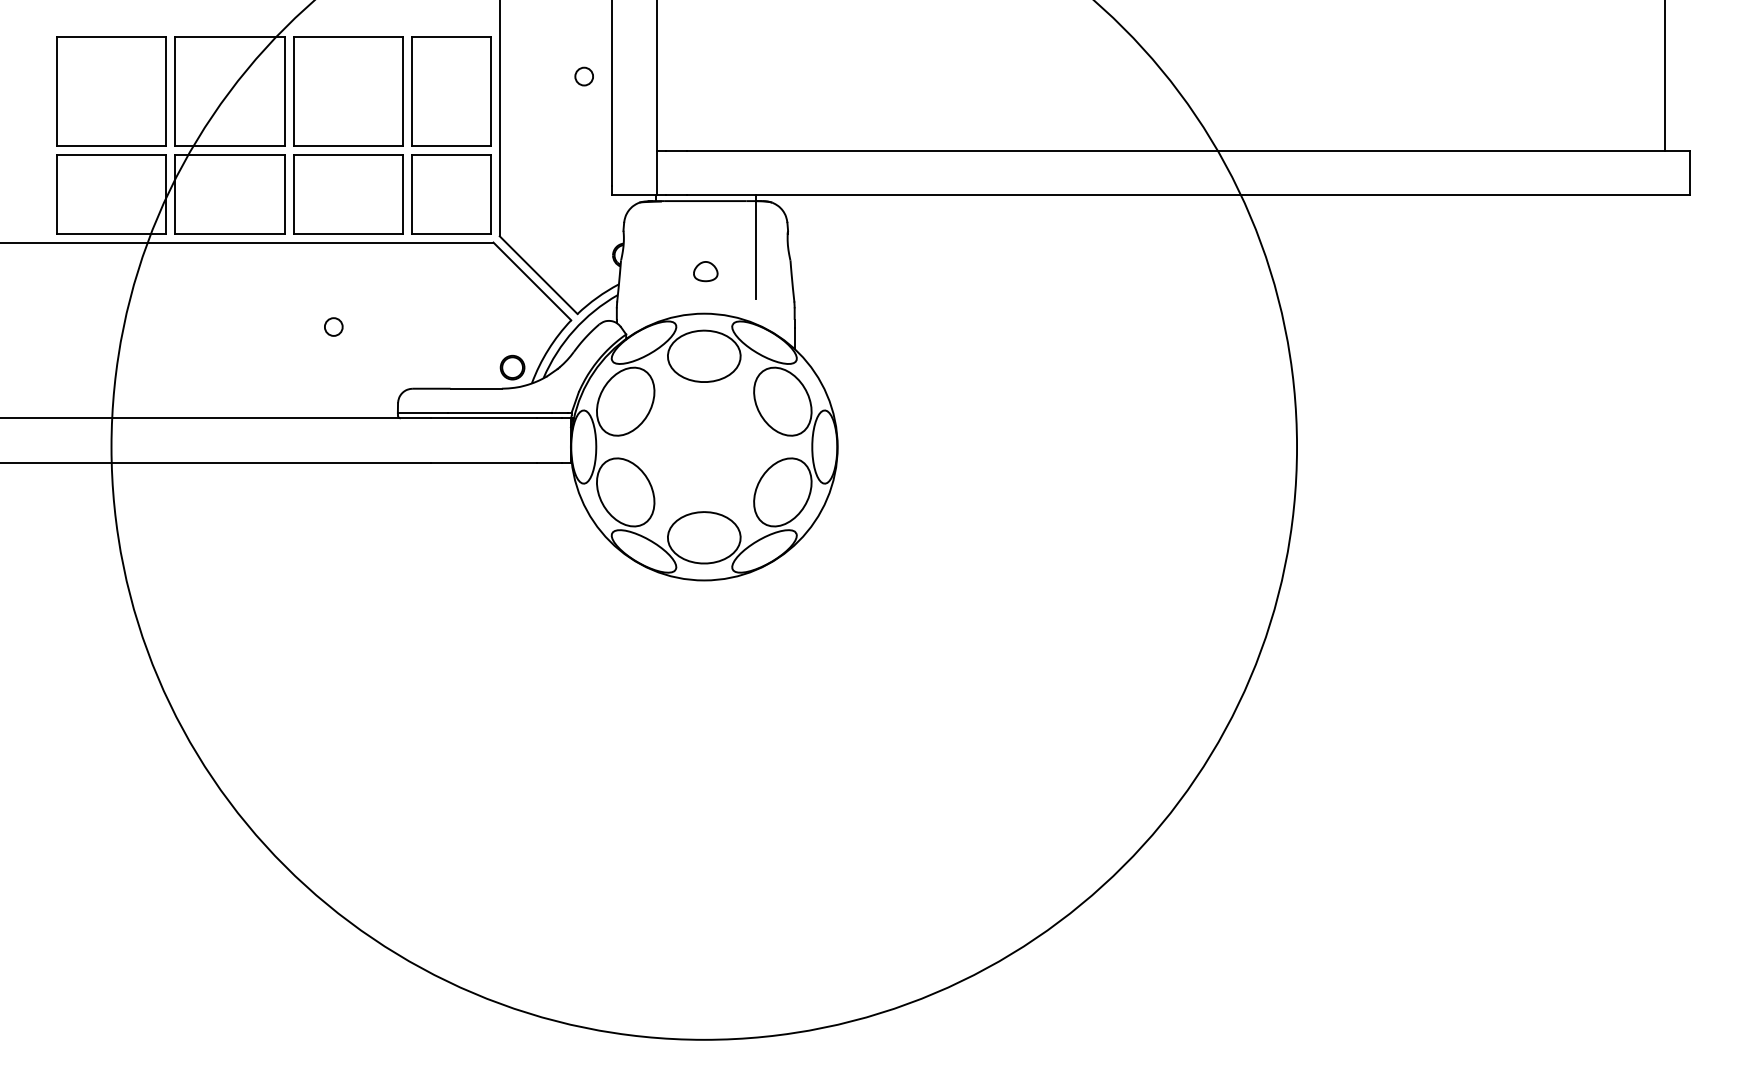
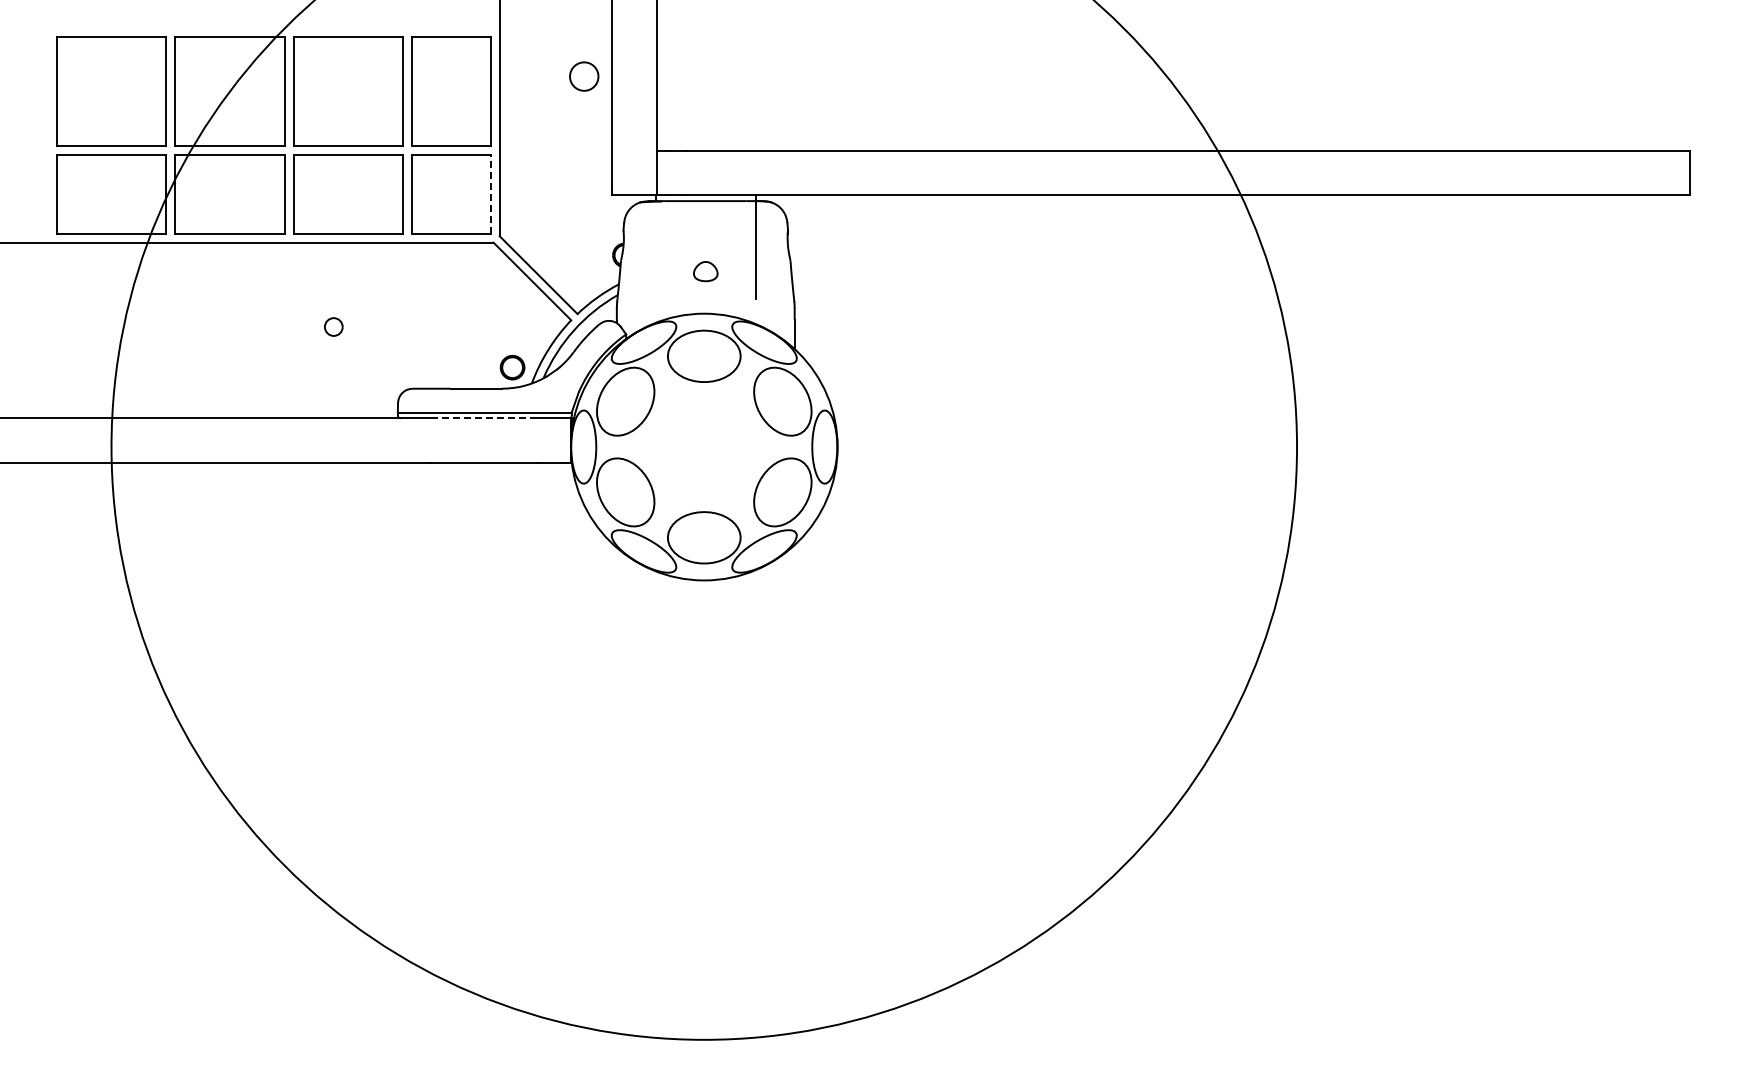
circle diameter: 18 px -> 28 px (584, 76)
line: present -> none (1664, 76)
line: solid -> dashed (490, 193)
line: solid -> dashed (484, 418)
